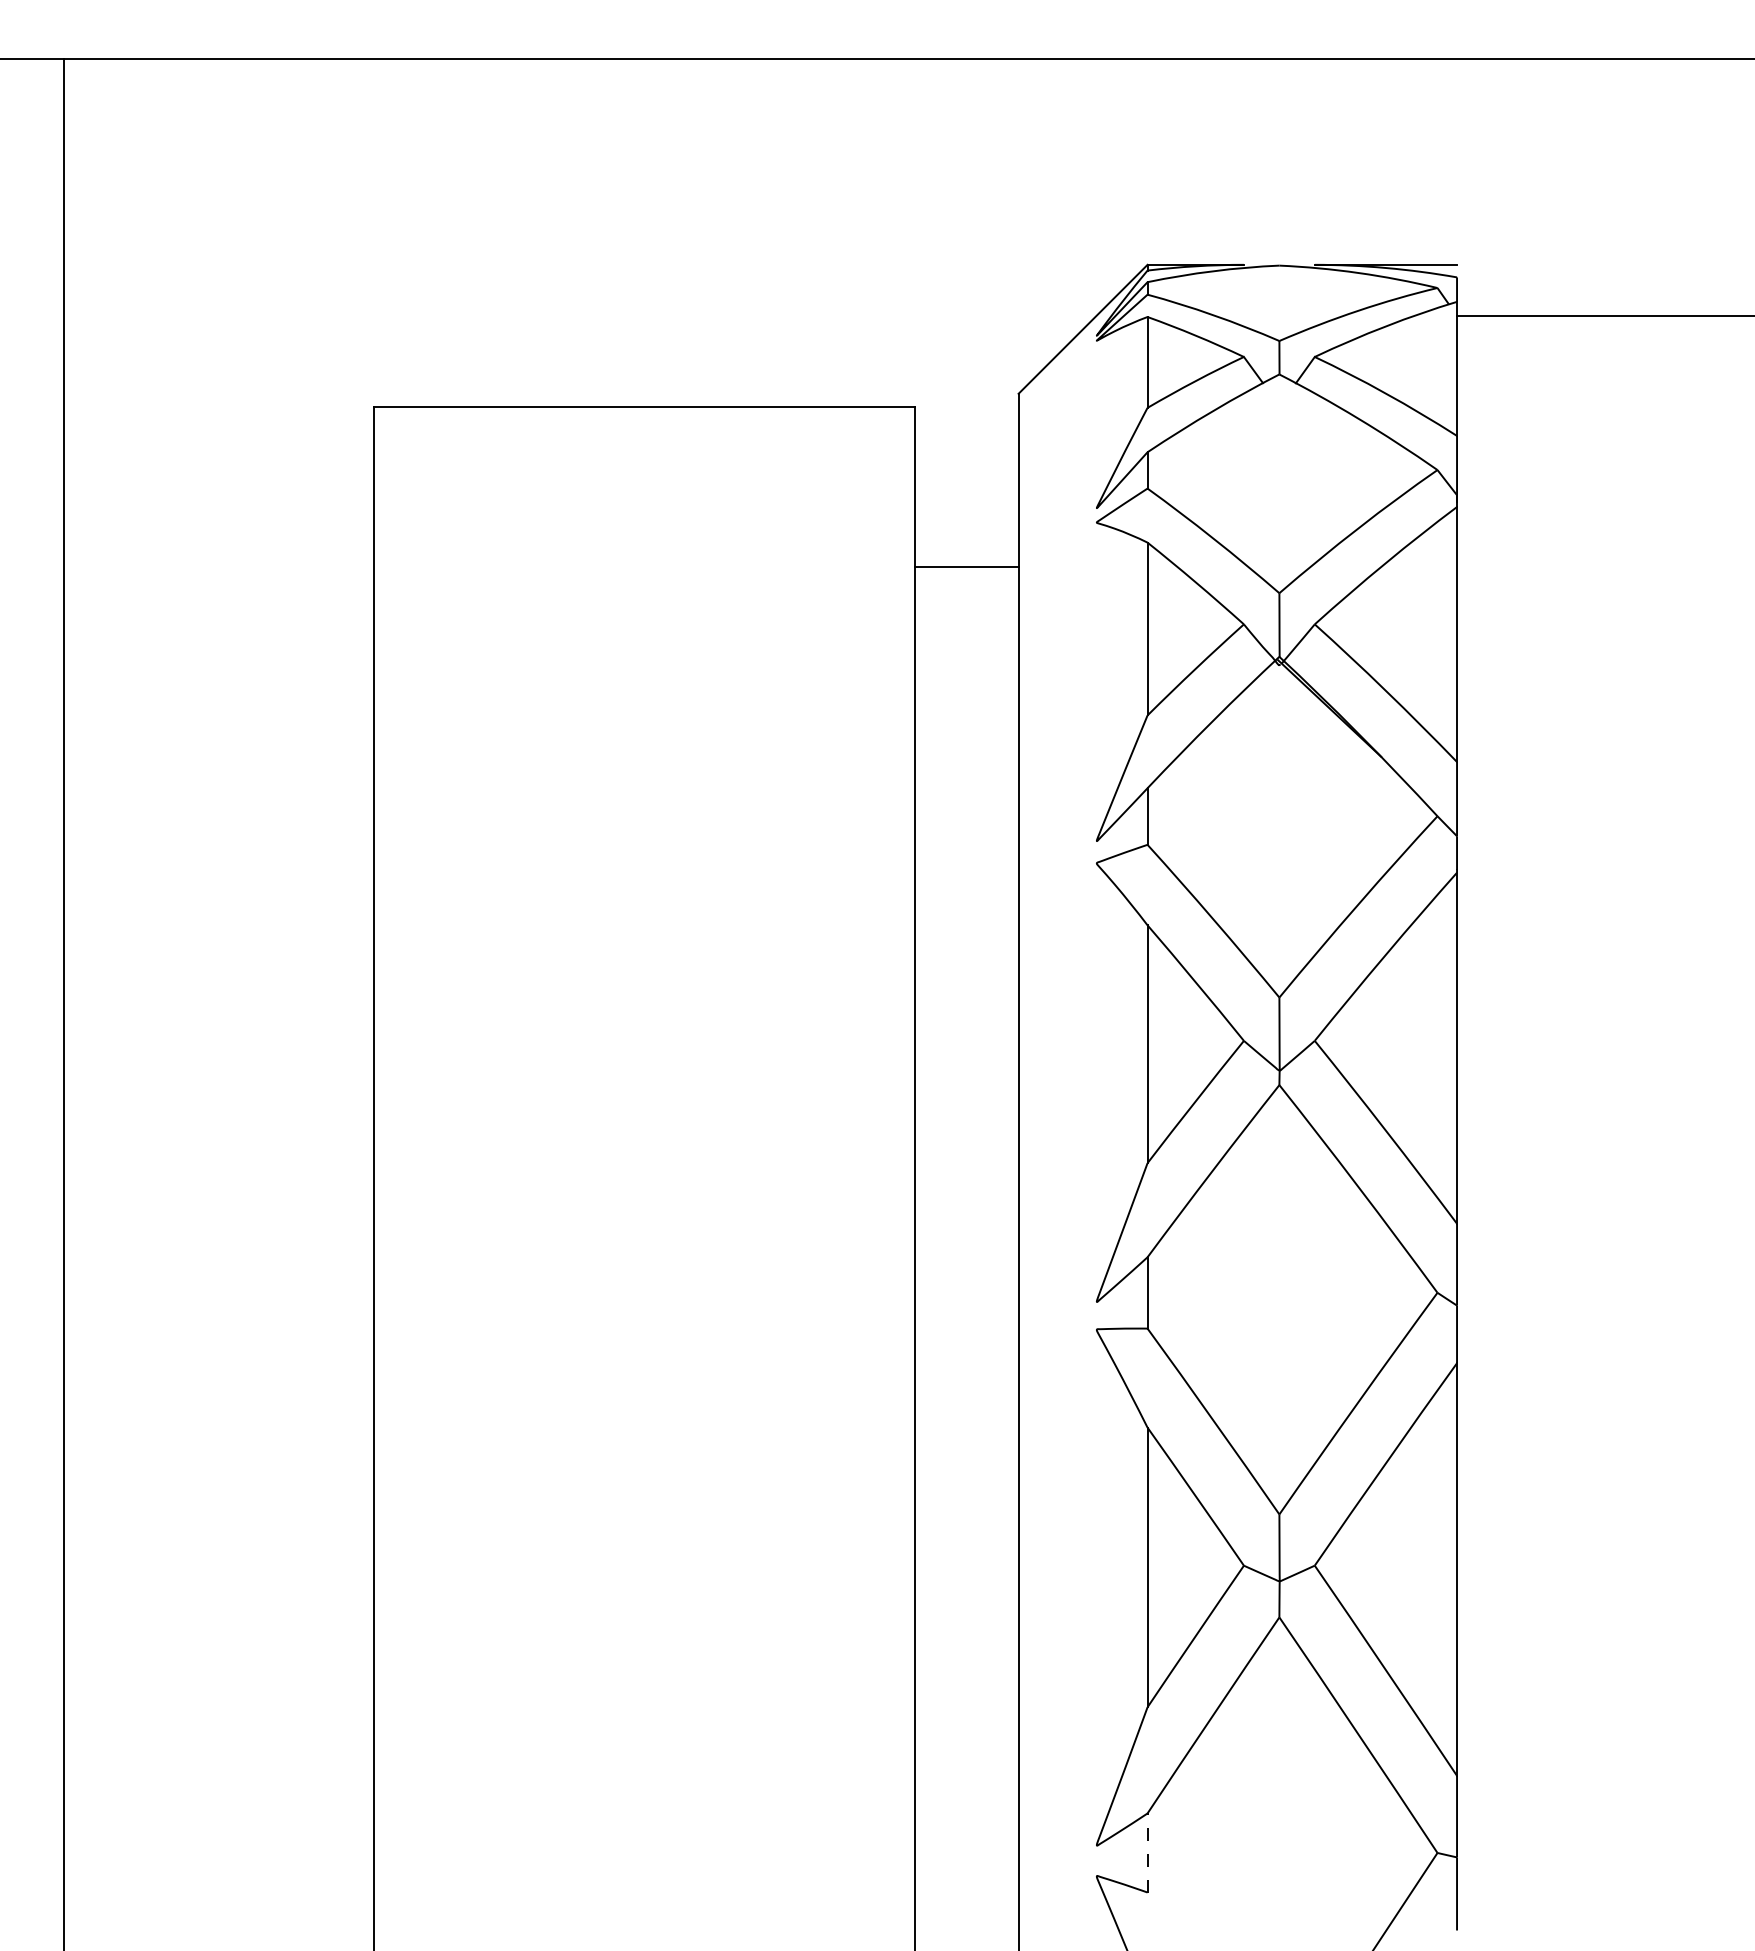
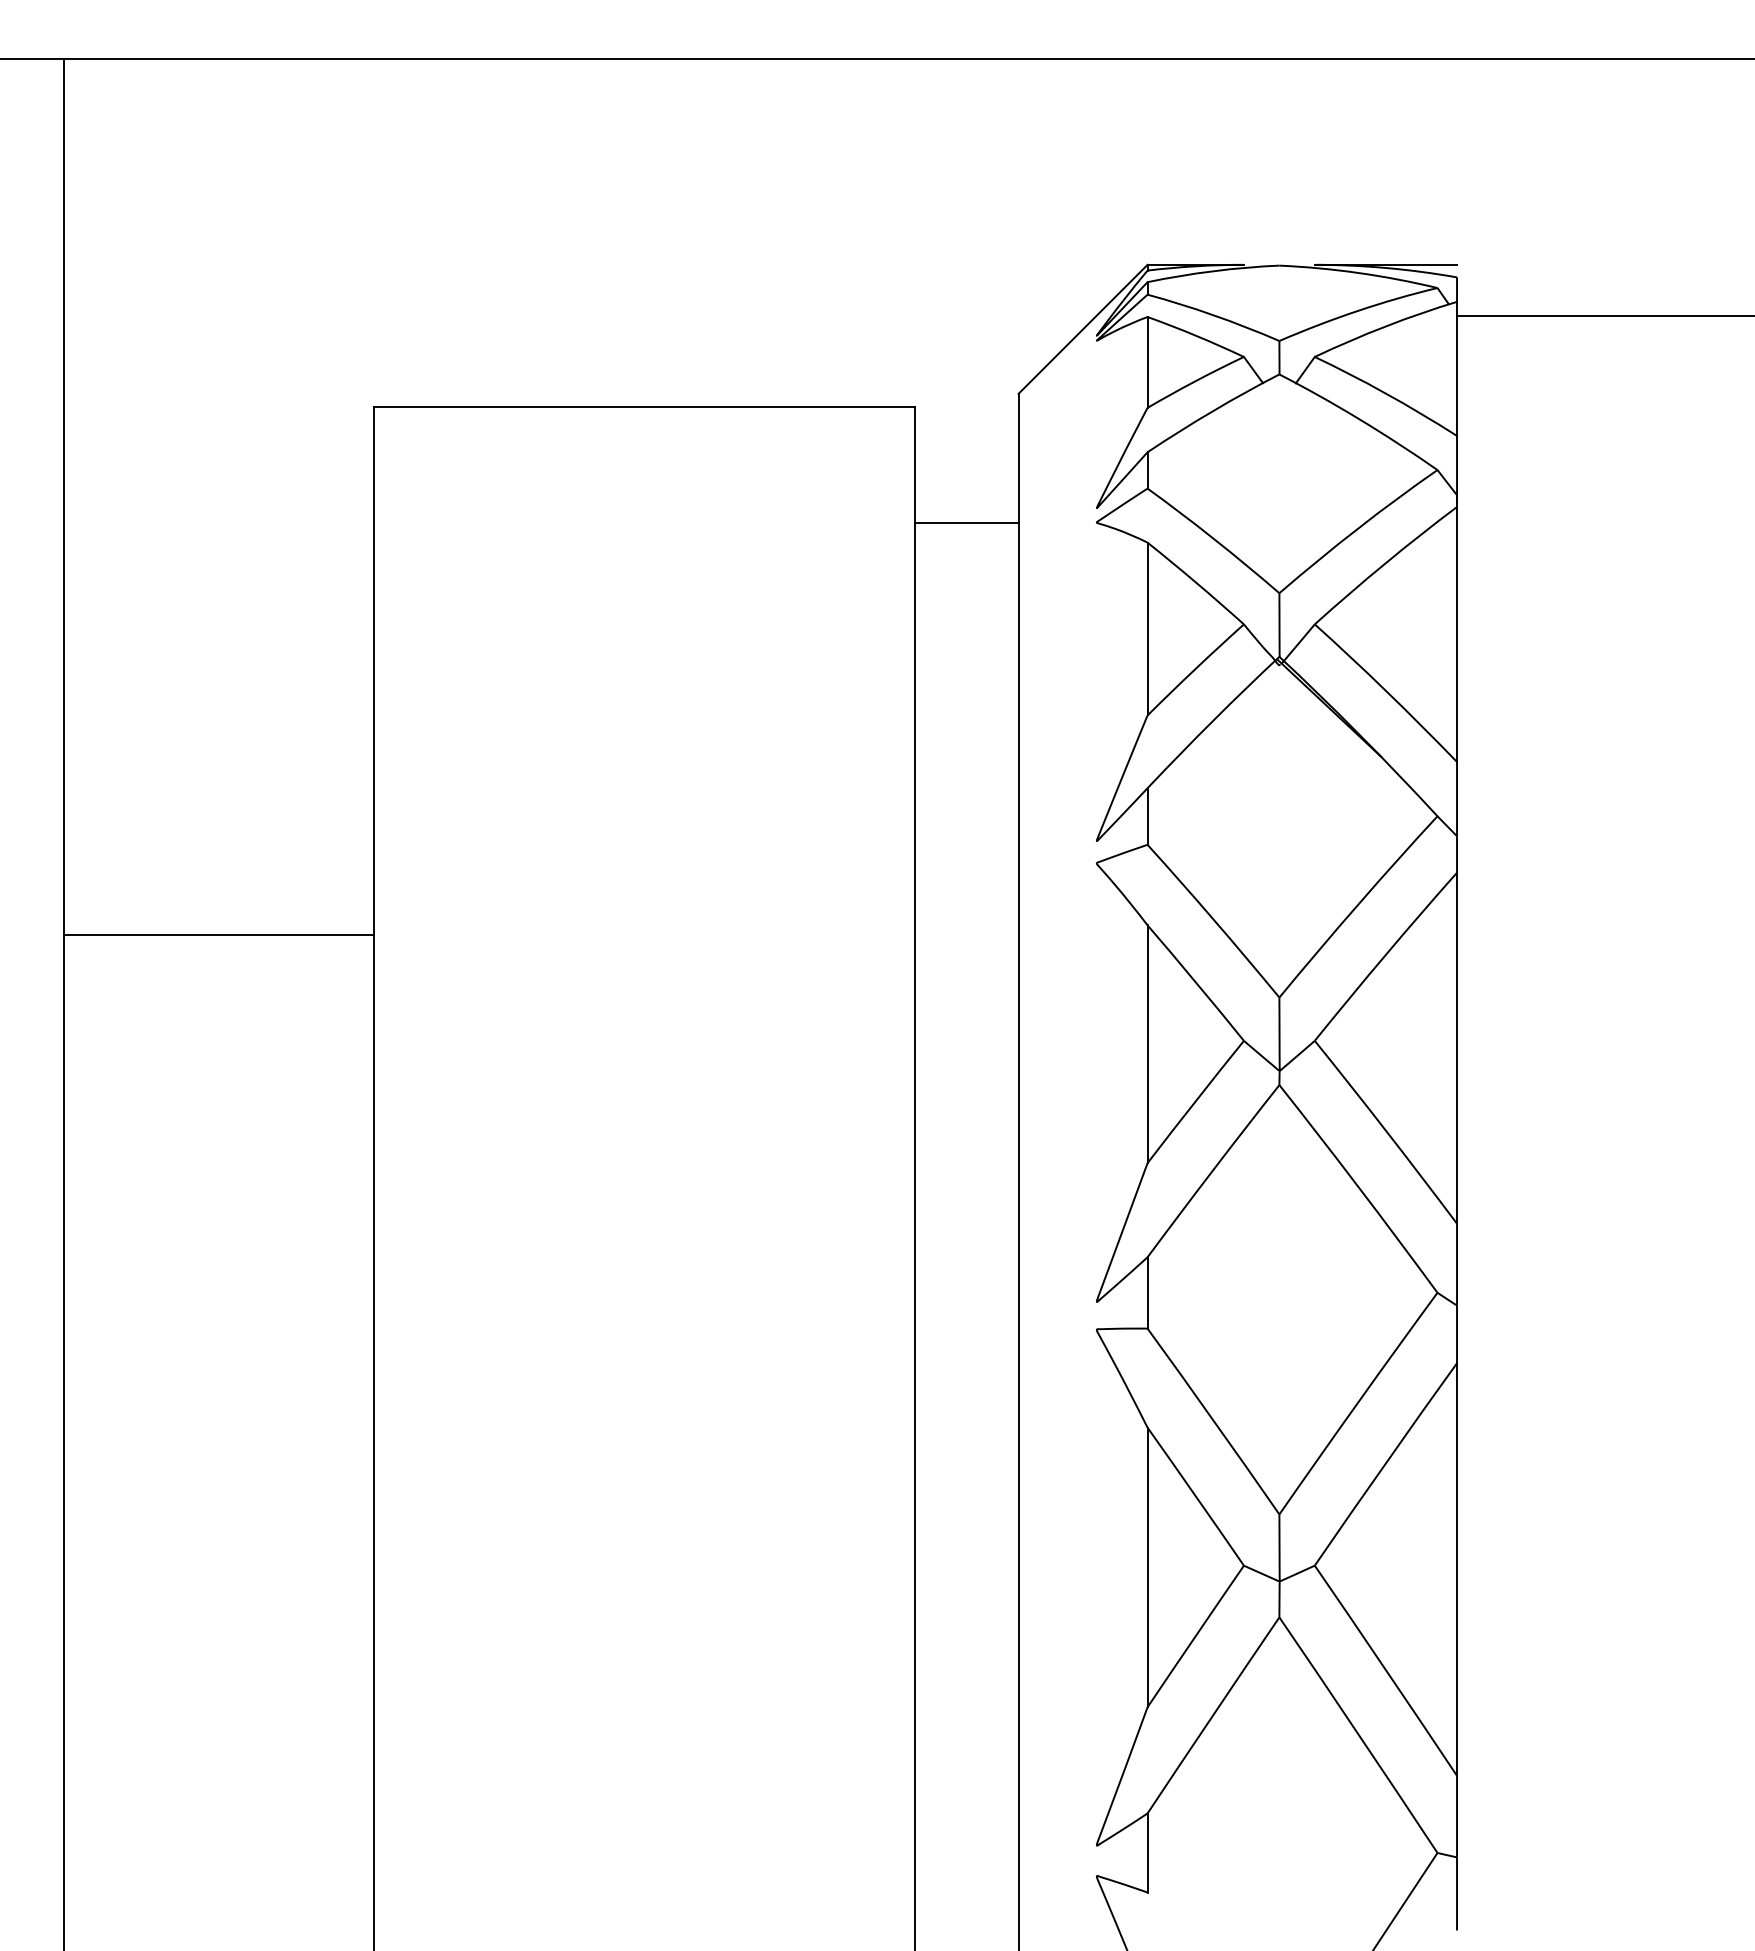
line position: (966, 566) -> (966, 522) (966, 522)
line: none -> present (218, 935)
line: dashed -> solid (1147, 1852)
